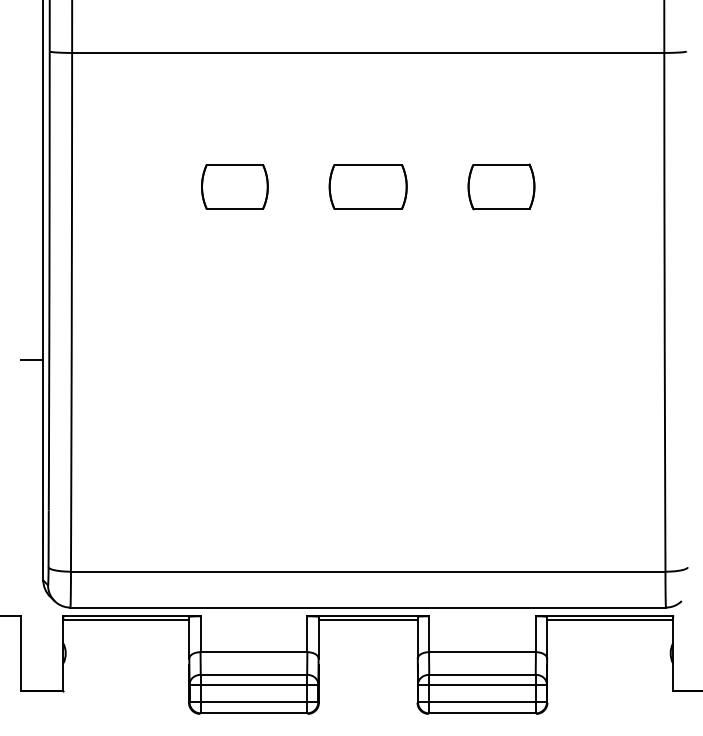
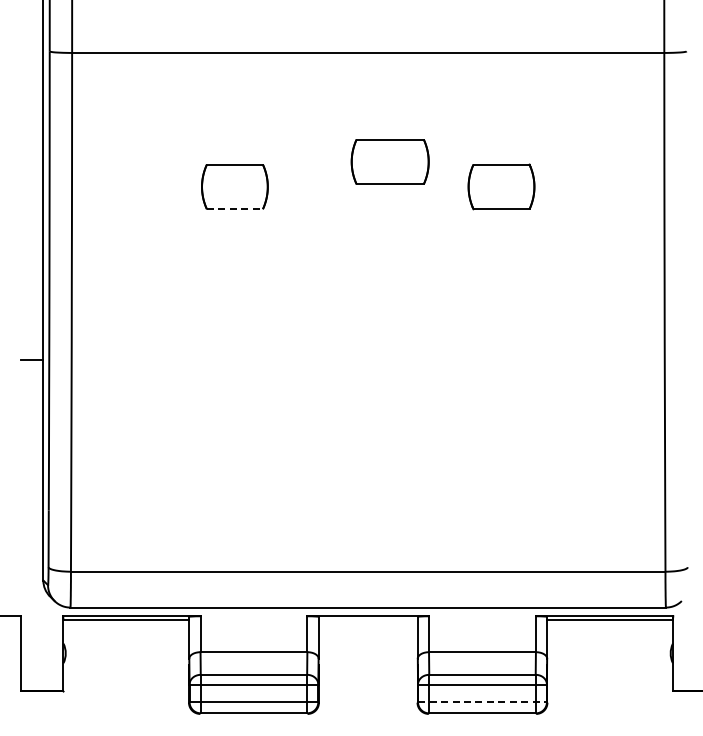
part position: (367, 186) -> (389, 161) (389, 161)
line: solid -> dashed (235, 209)
line: present -> none (367, 619)
line: solid -> dashed (482, 702)
